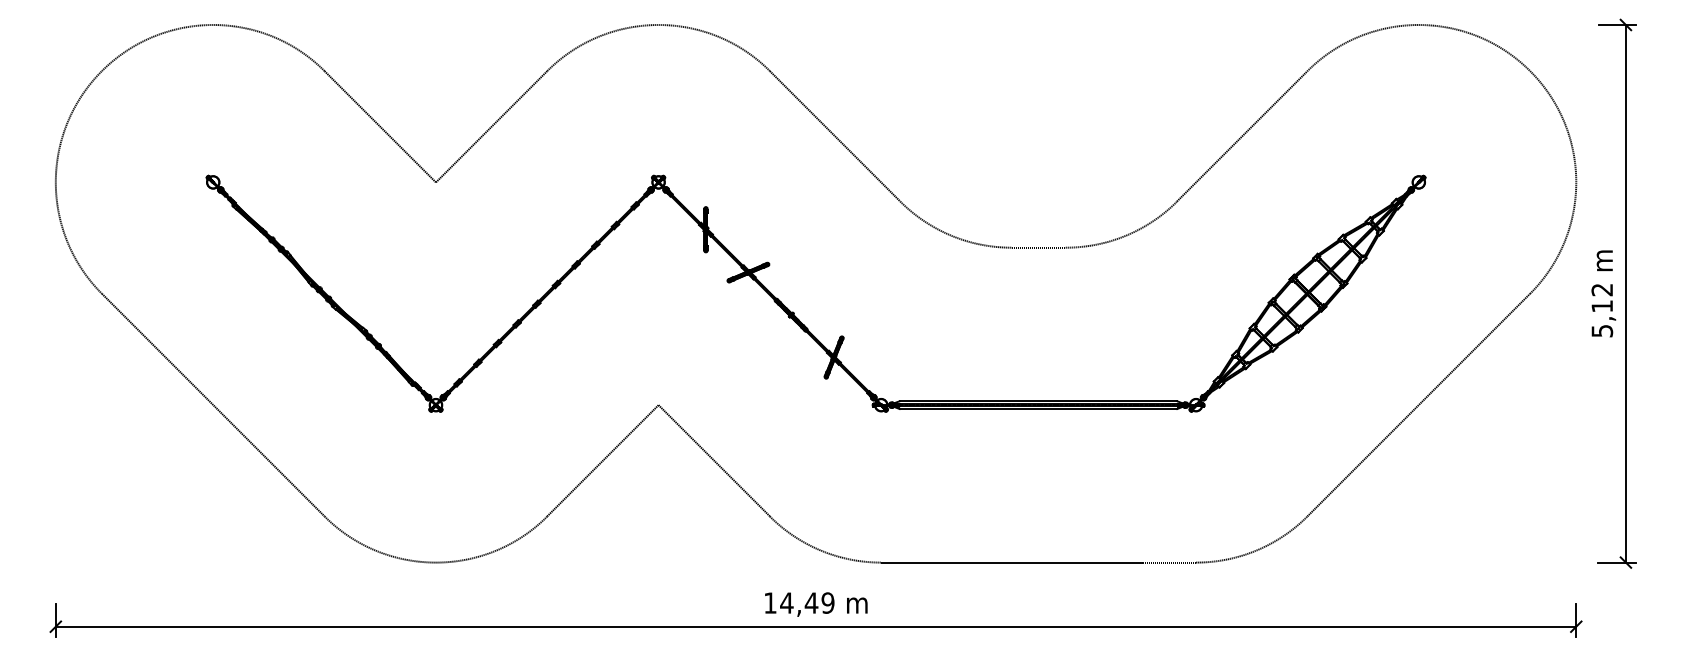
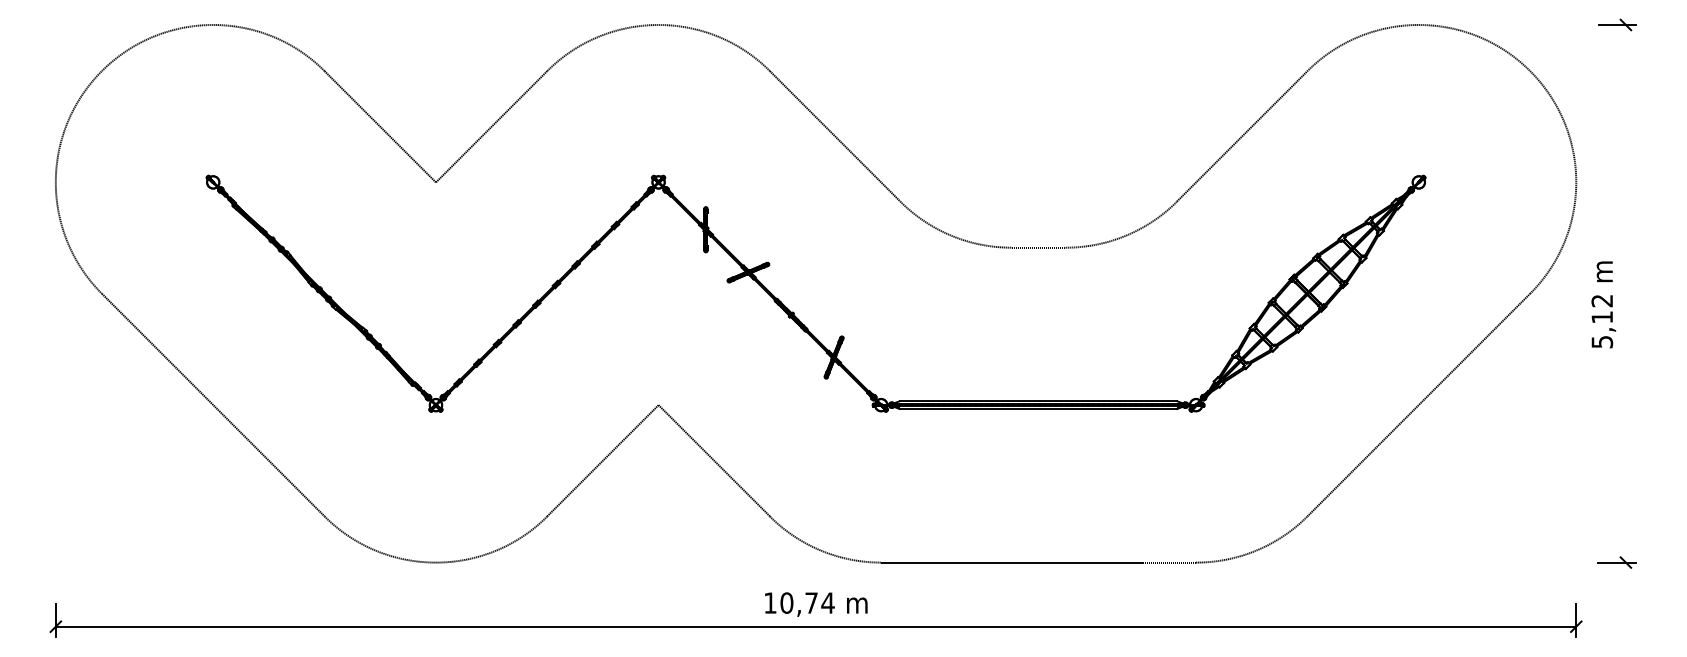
text position: (1603, 293) -> (1603, 304) (1603, 304)
line: present -> none (1625, 293)
text: 14,49 -> 10,74 (807, 602)
